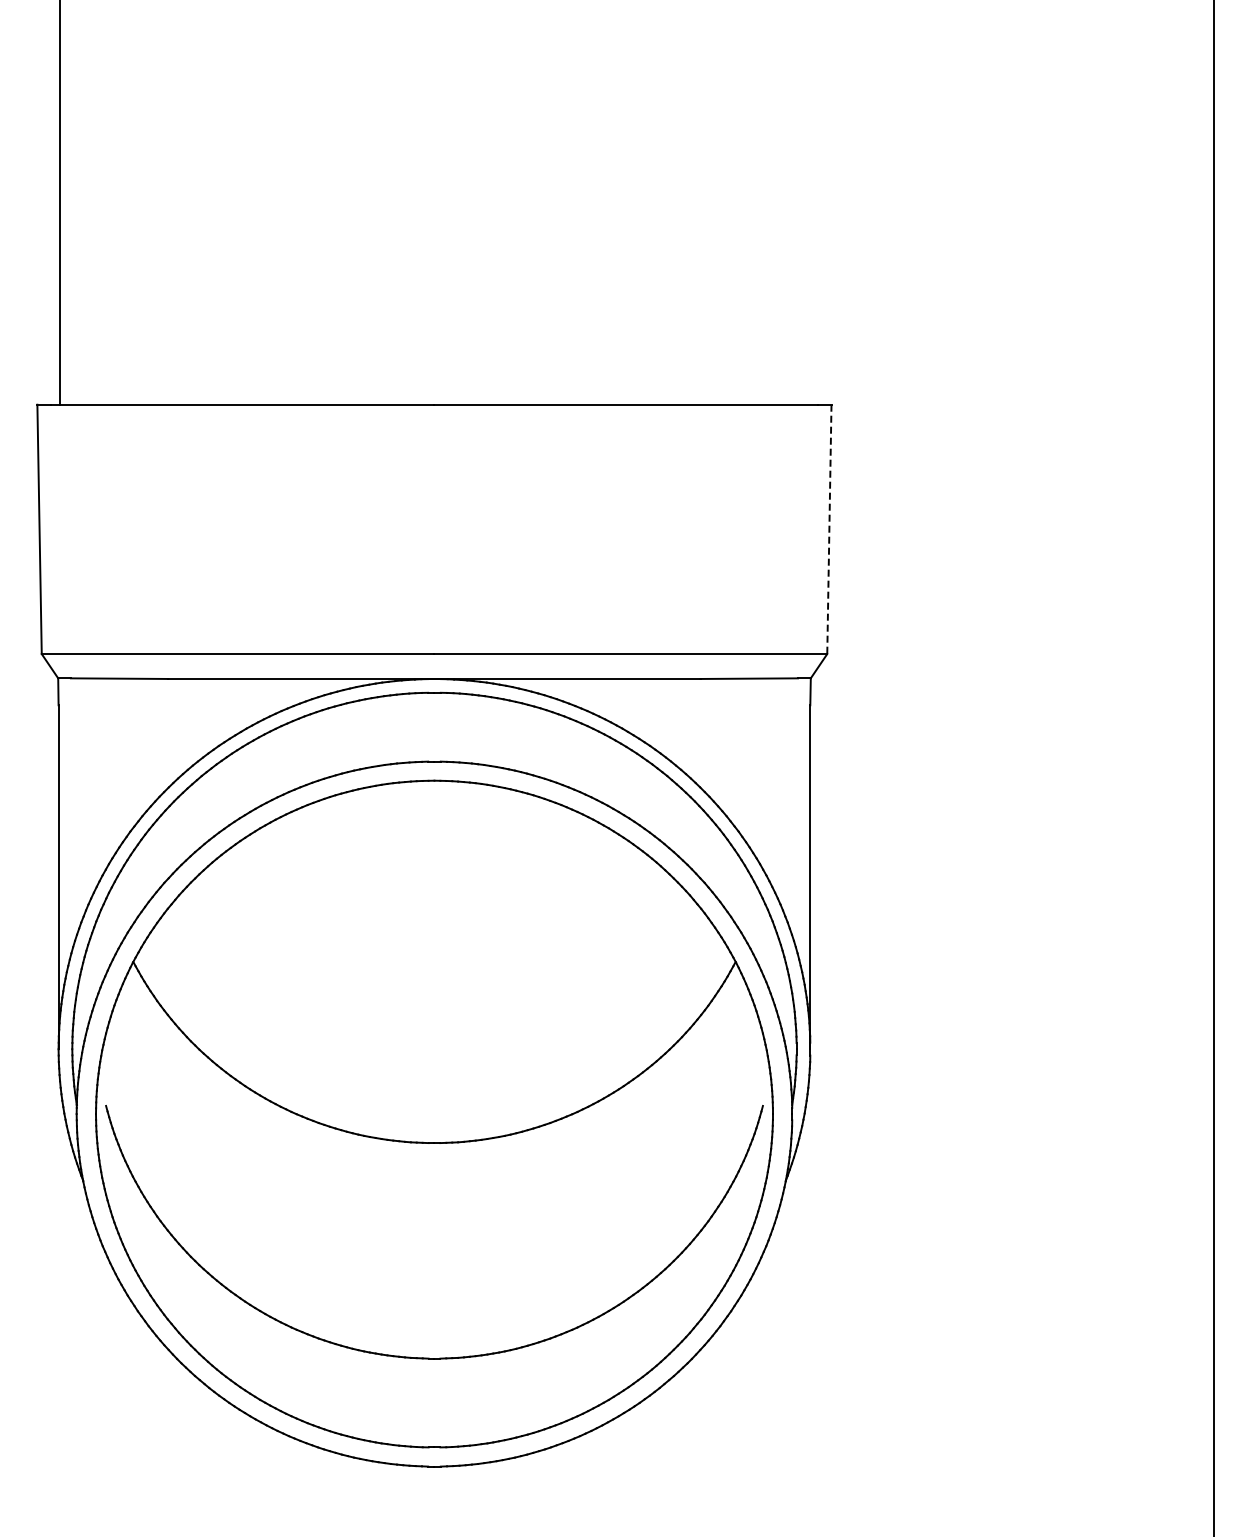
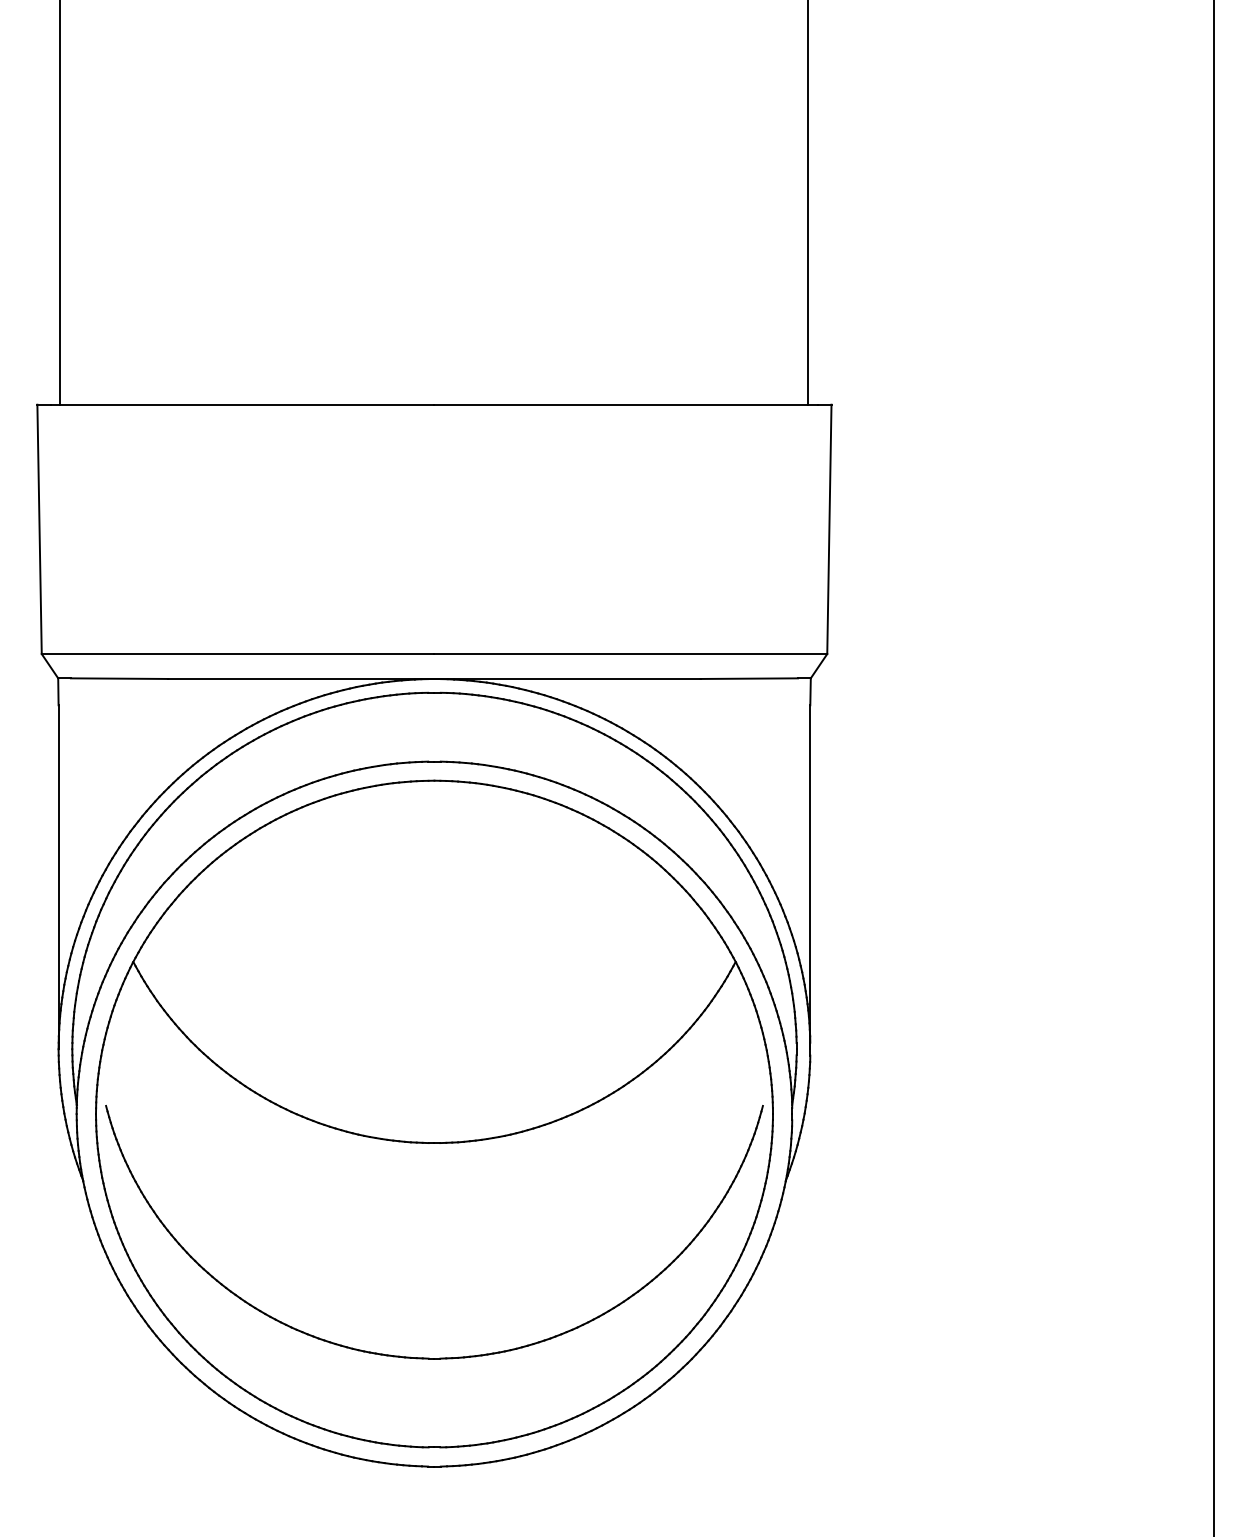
line: none -> present (808, 203)
line: dashed -> solid (829, 529)
